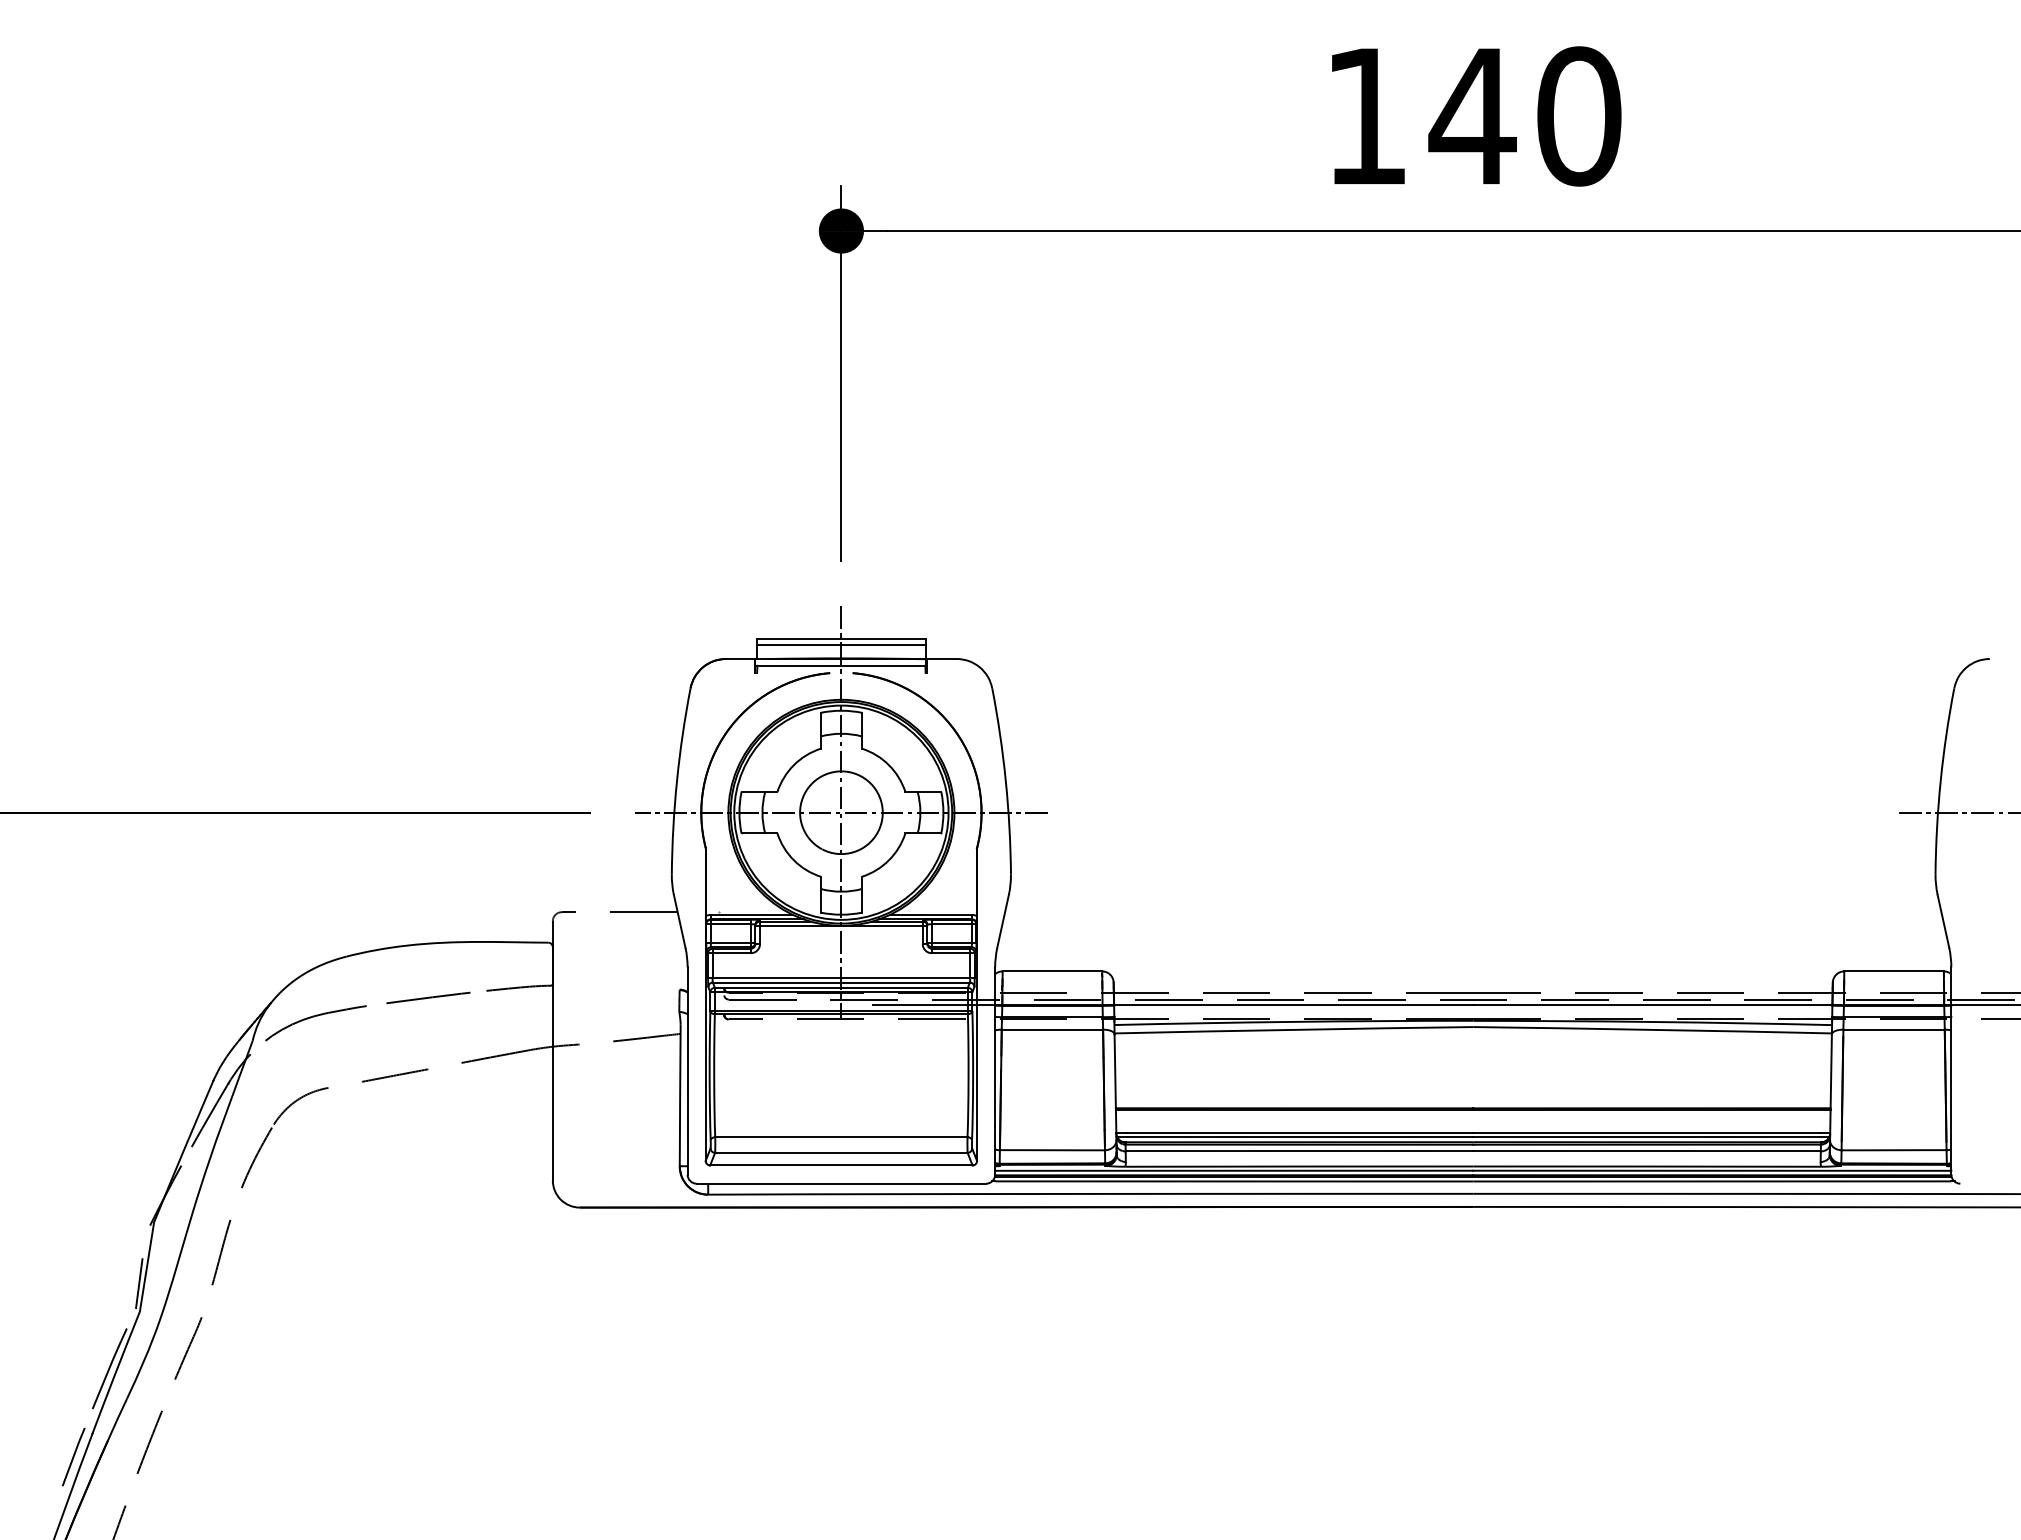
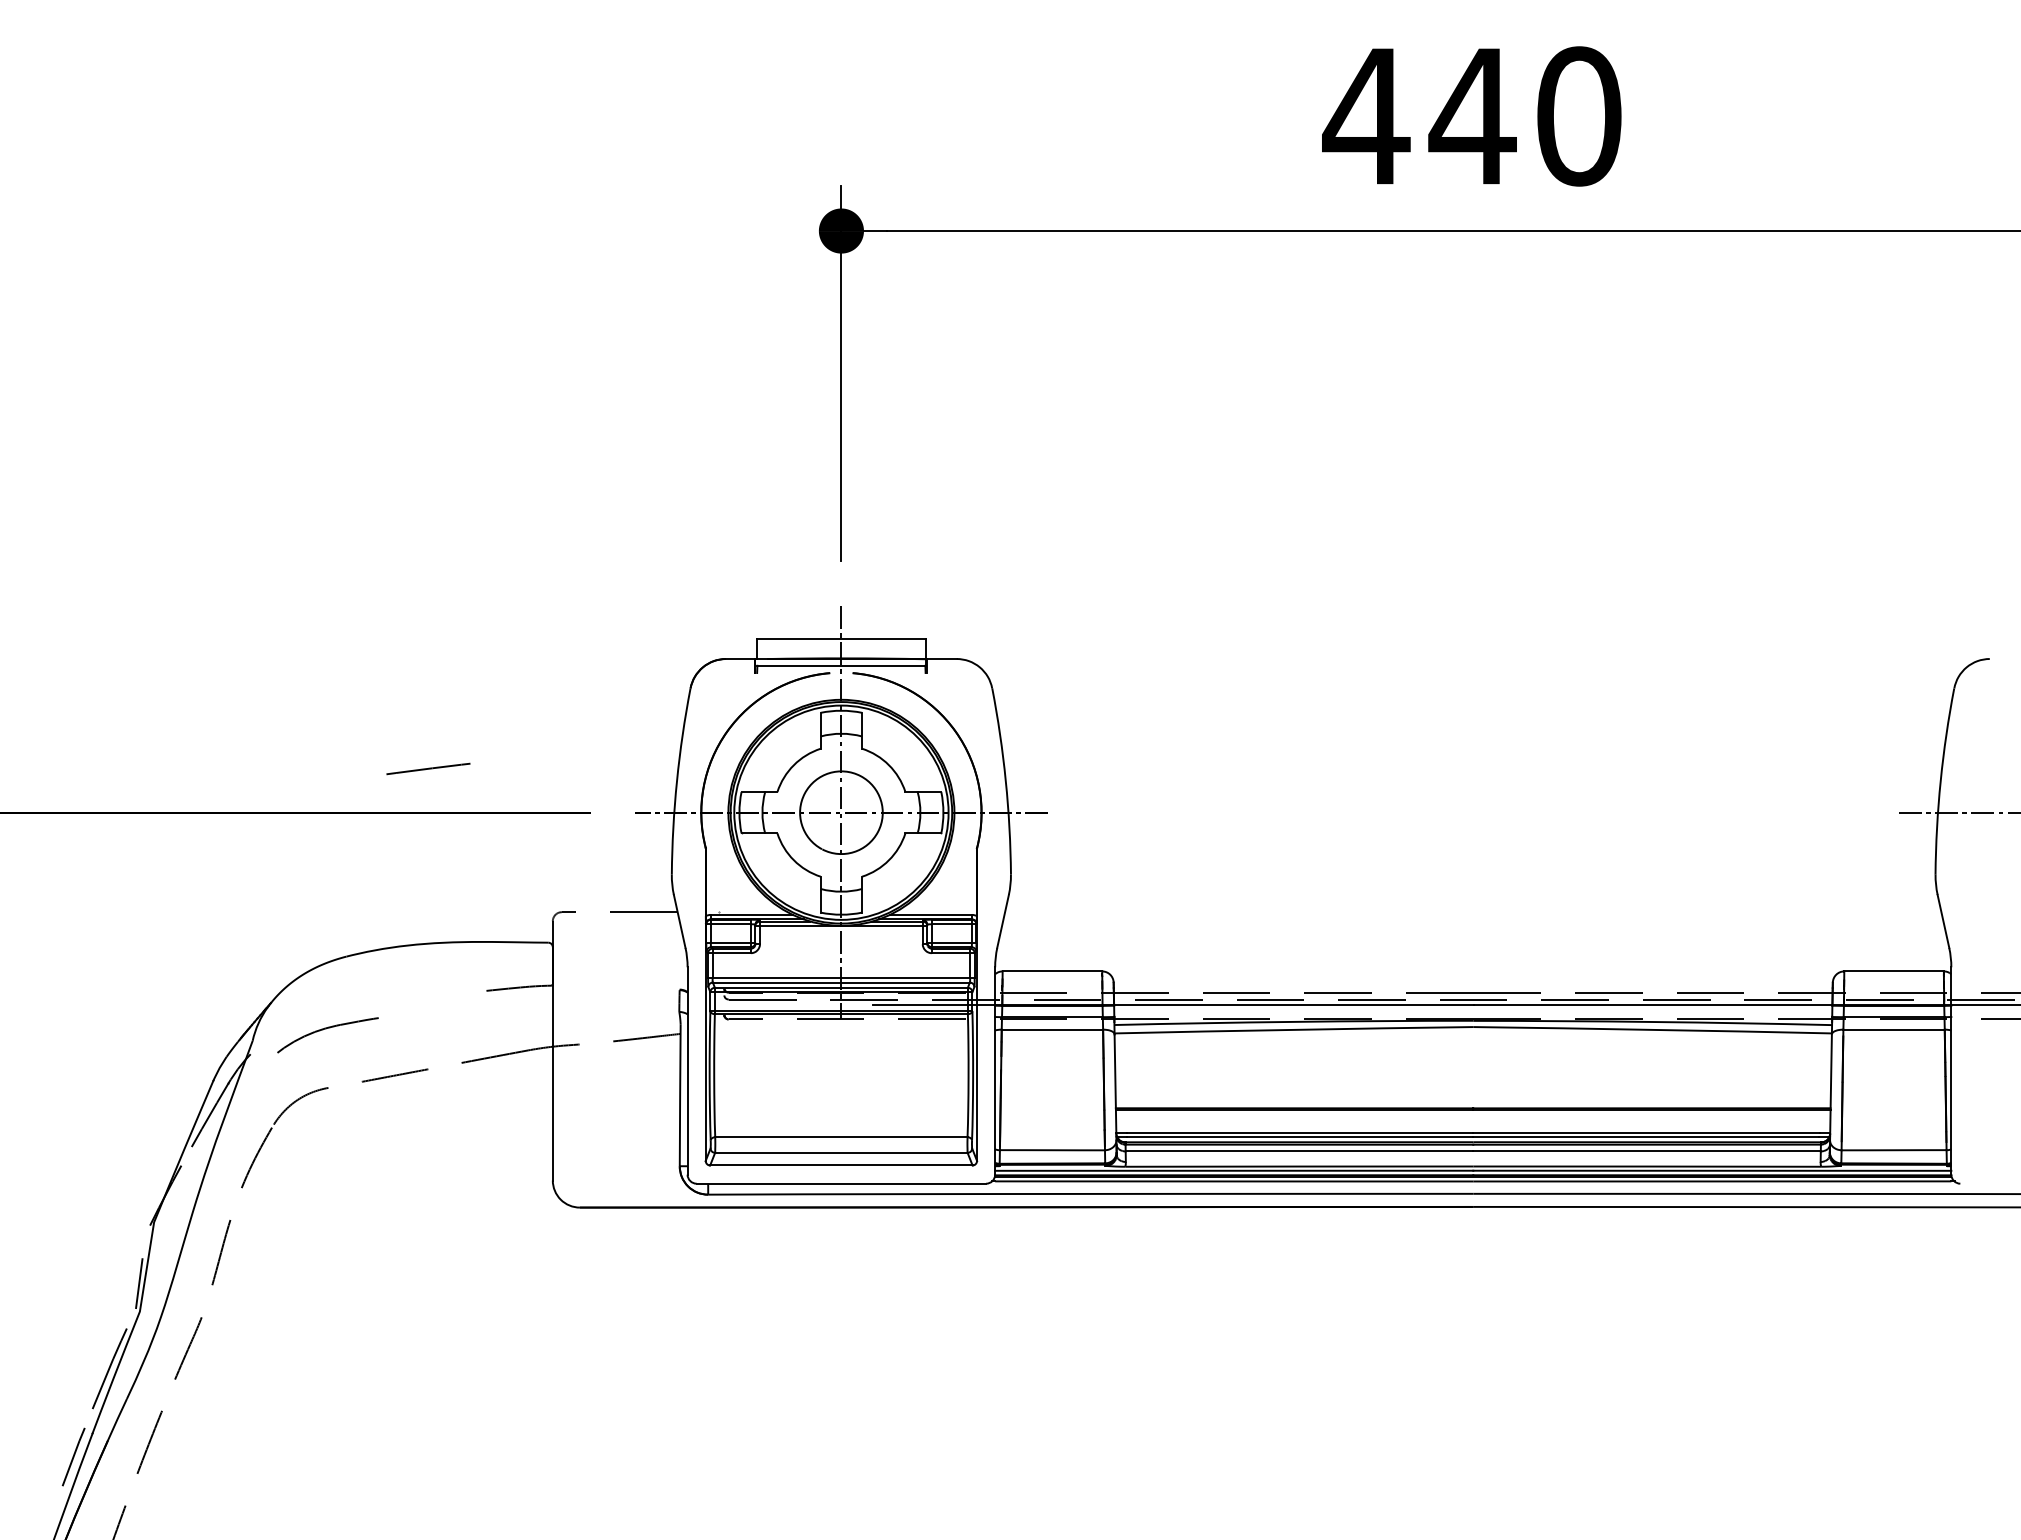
text: 140 -> 440 (1366, 116)
line: present -> none (840, 645)
line position: (428, 997) -> (428, 768) (428, 768)
part position: (314, 1017) -> (326, 1029) (326, 1029)
